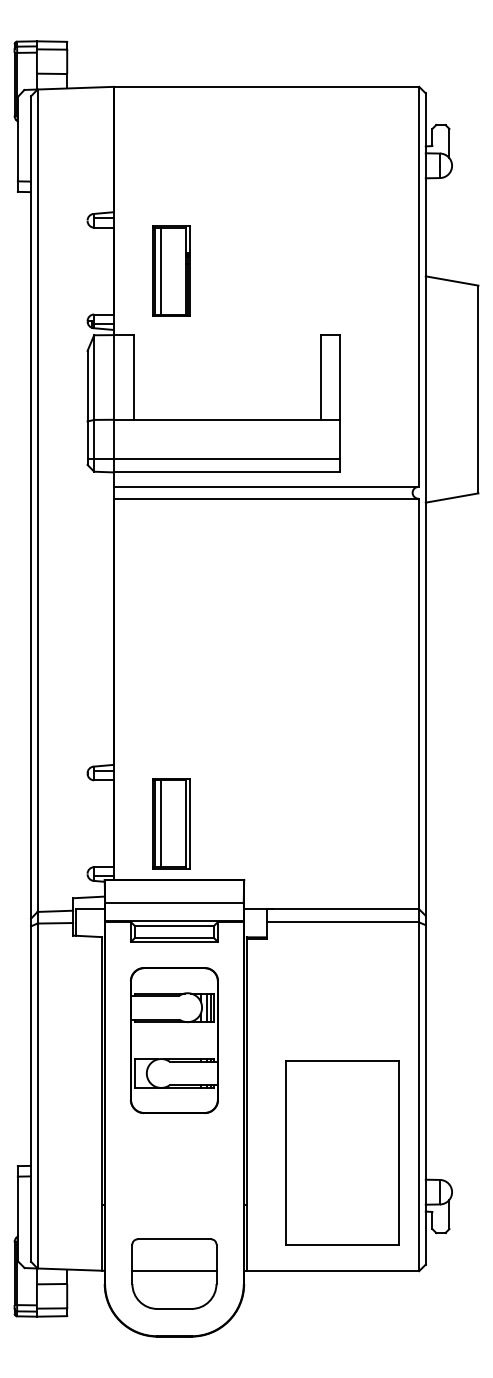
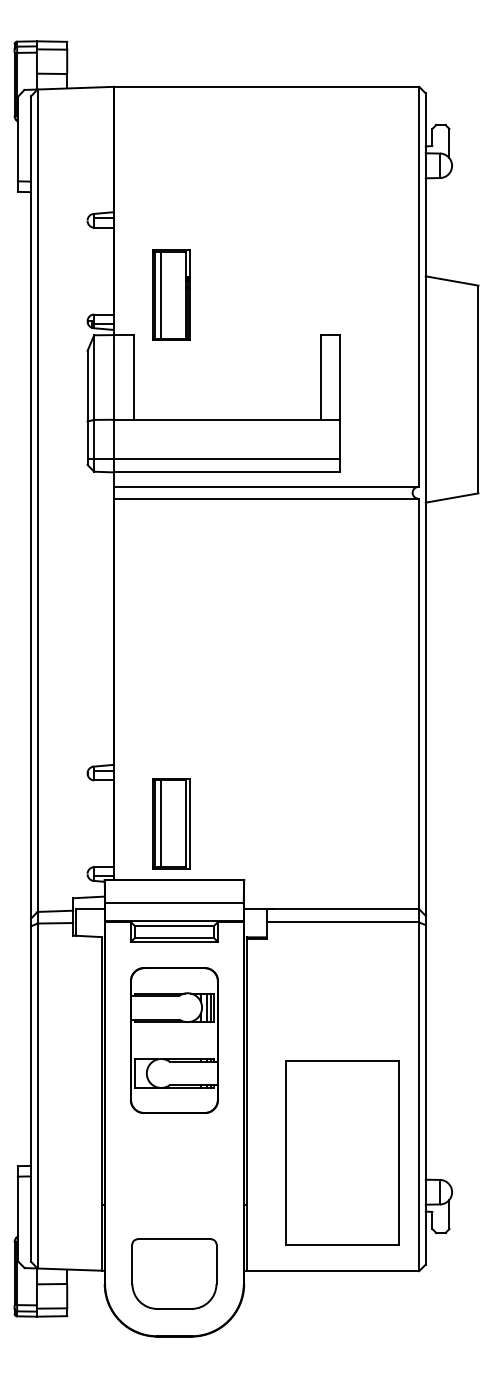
part position: (171, 270) -> (171, 294) (171, 294)
line: present -> none (174, 1271)
